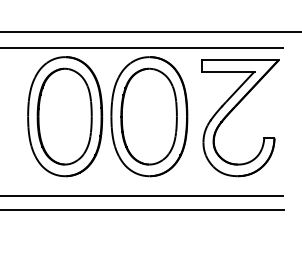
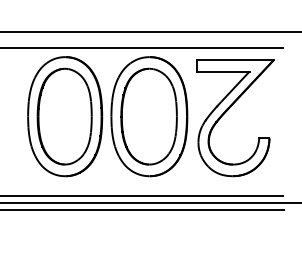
part position: (233, 110) -> (228, 110) (228, 110)
line: none -> present (150, 202)
